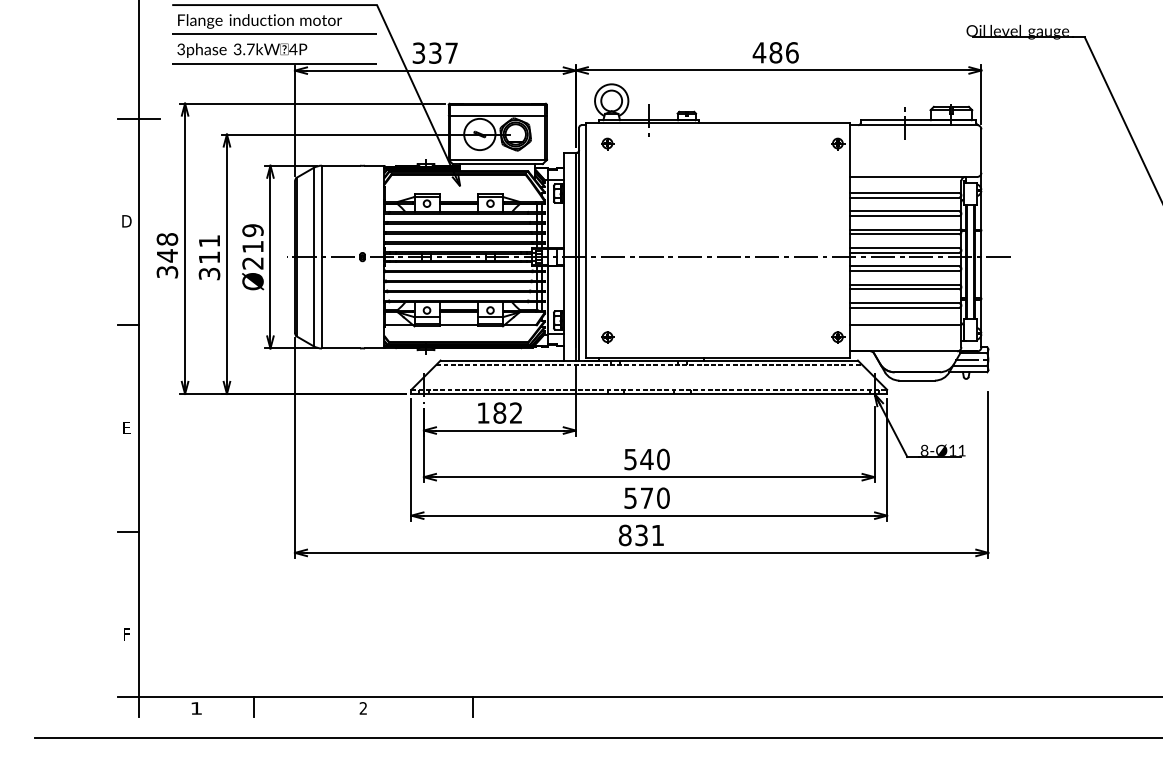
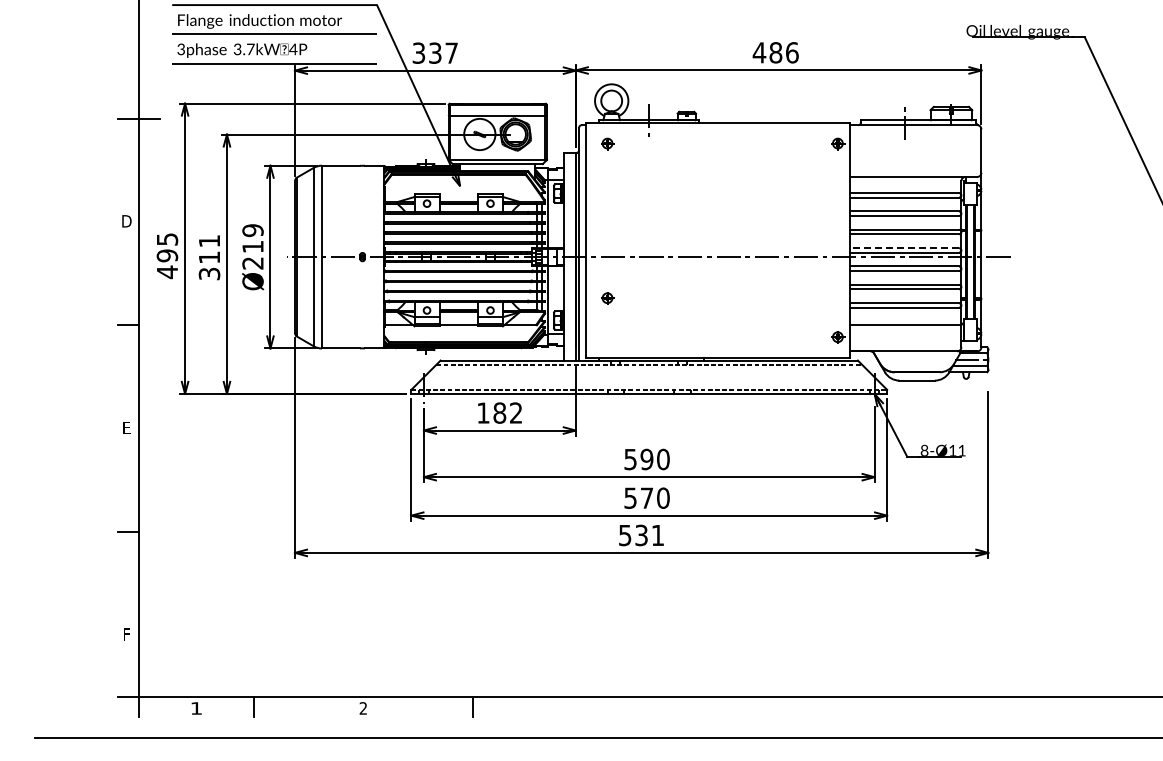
line: solid -> dashed (904, 248)
text: 348 -> 495 (167, 256)
part position: (607, 337) -> (607, 298) (607, 298)
text: 540 -> 590 (646, 459)
text: 831 -> 531 (624, 535)
